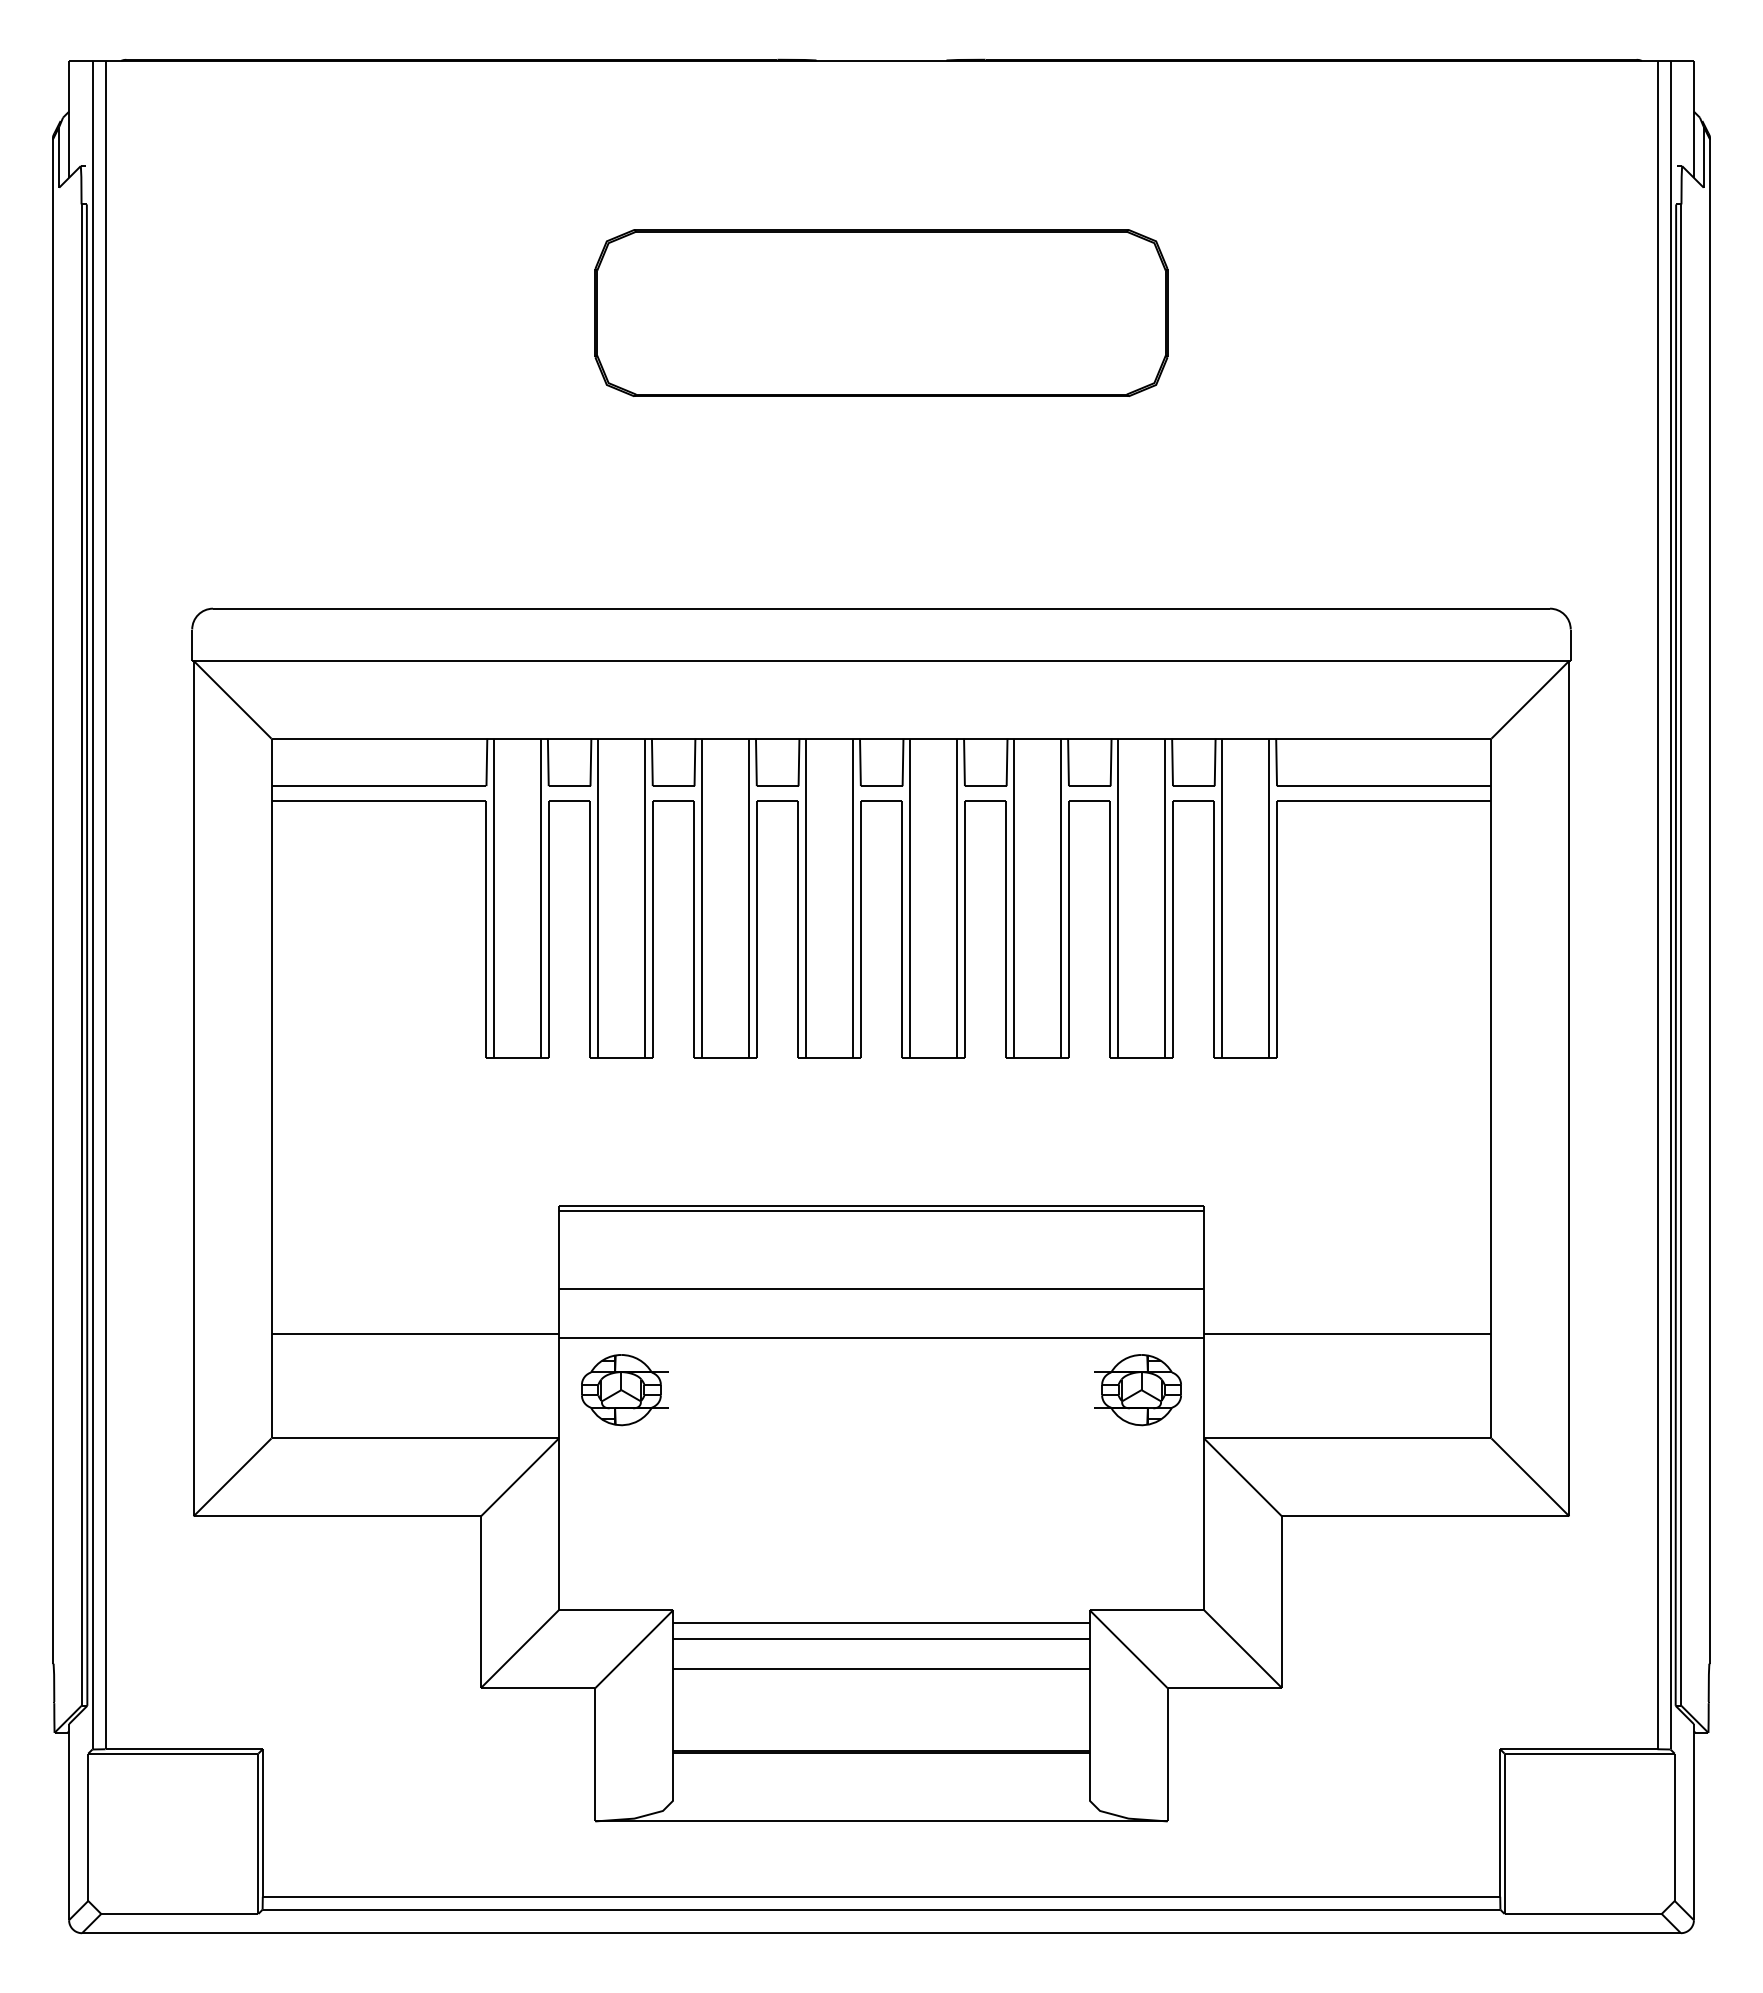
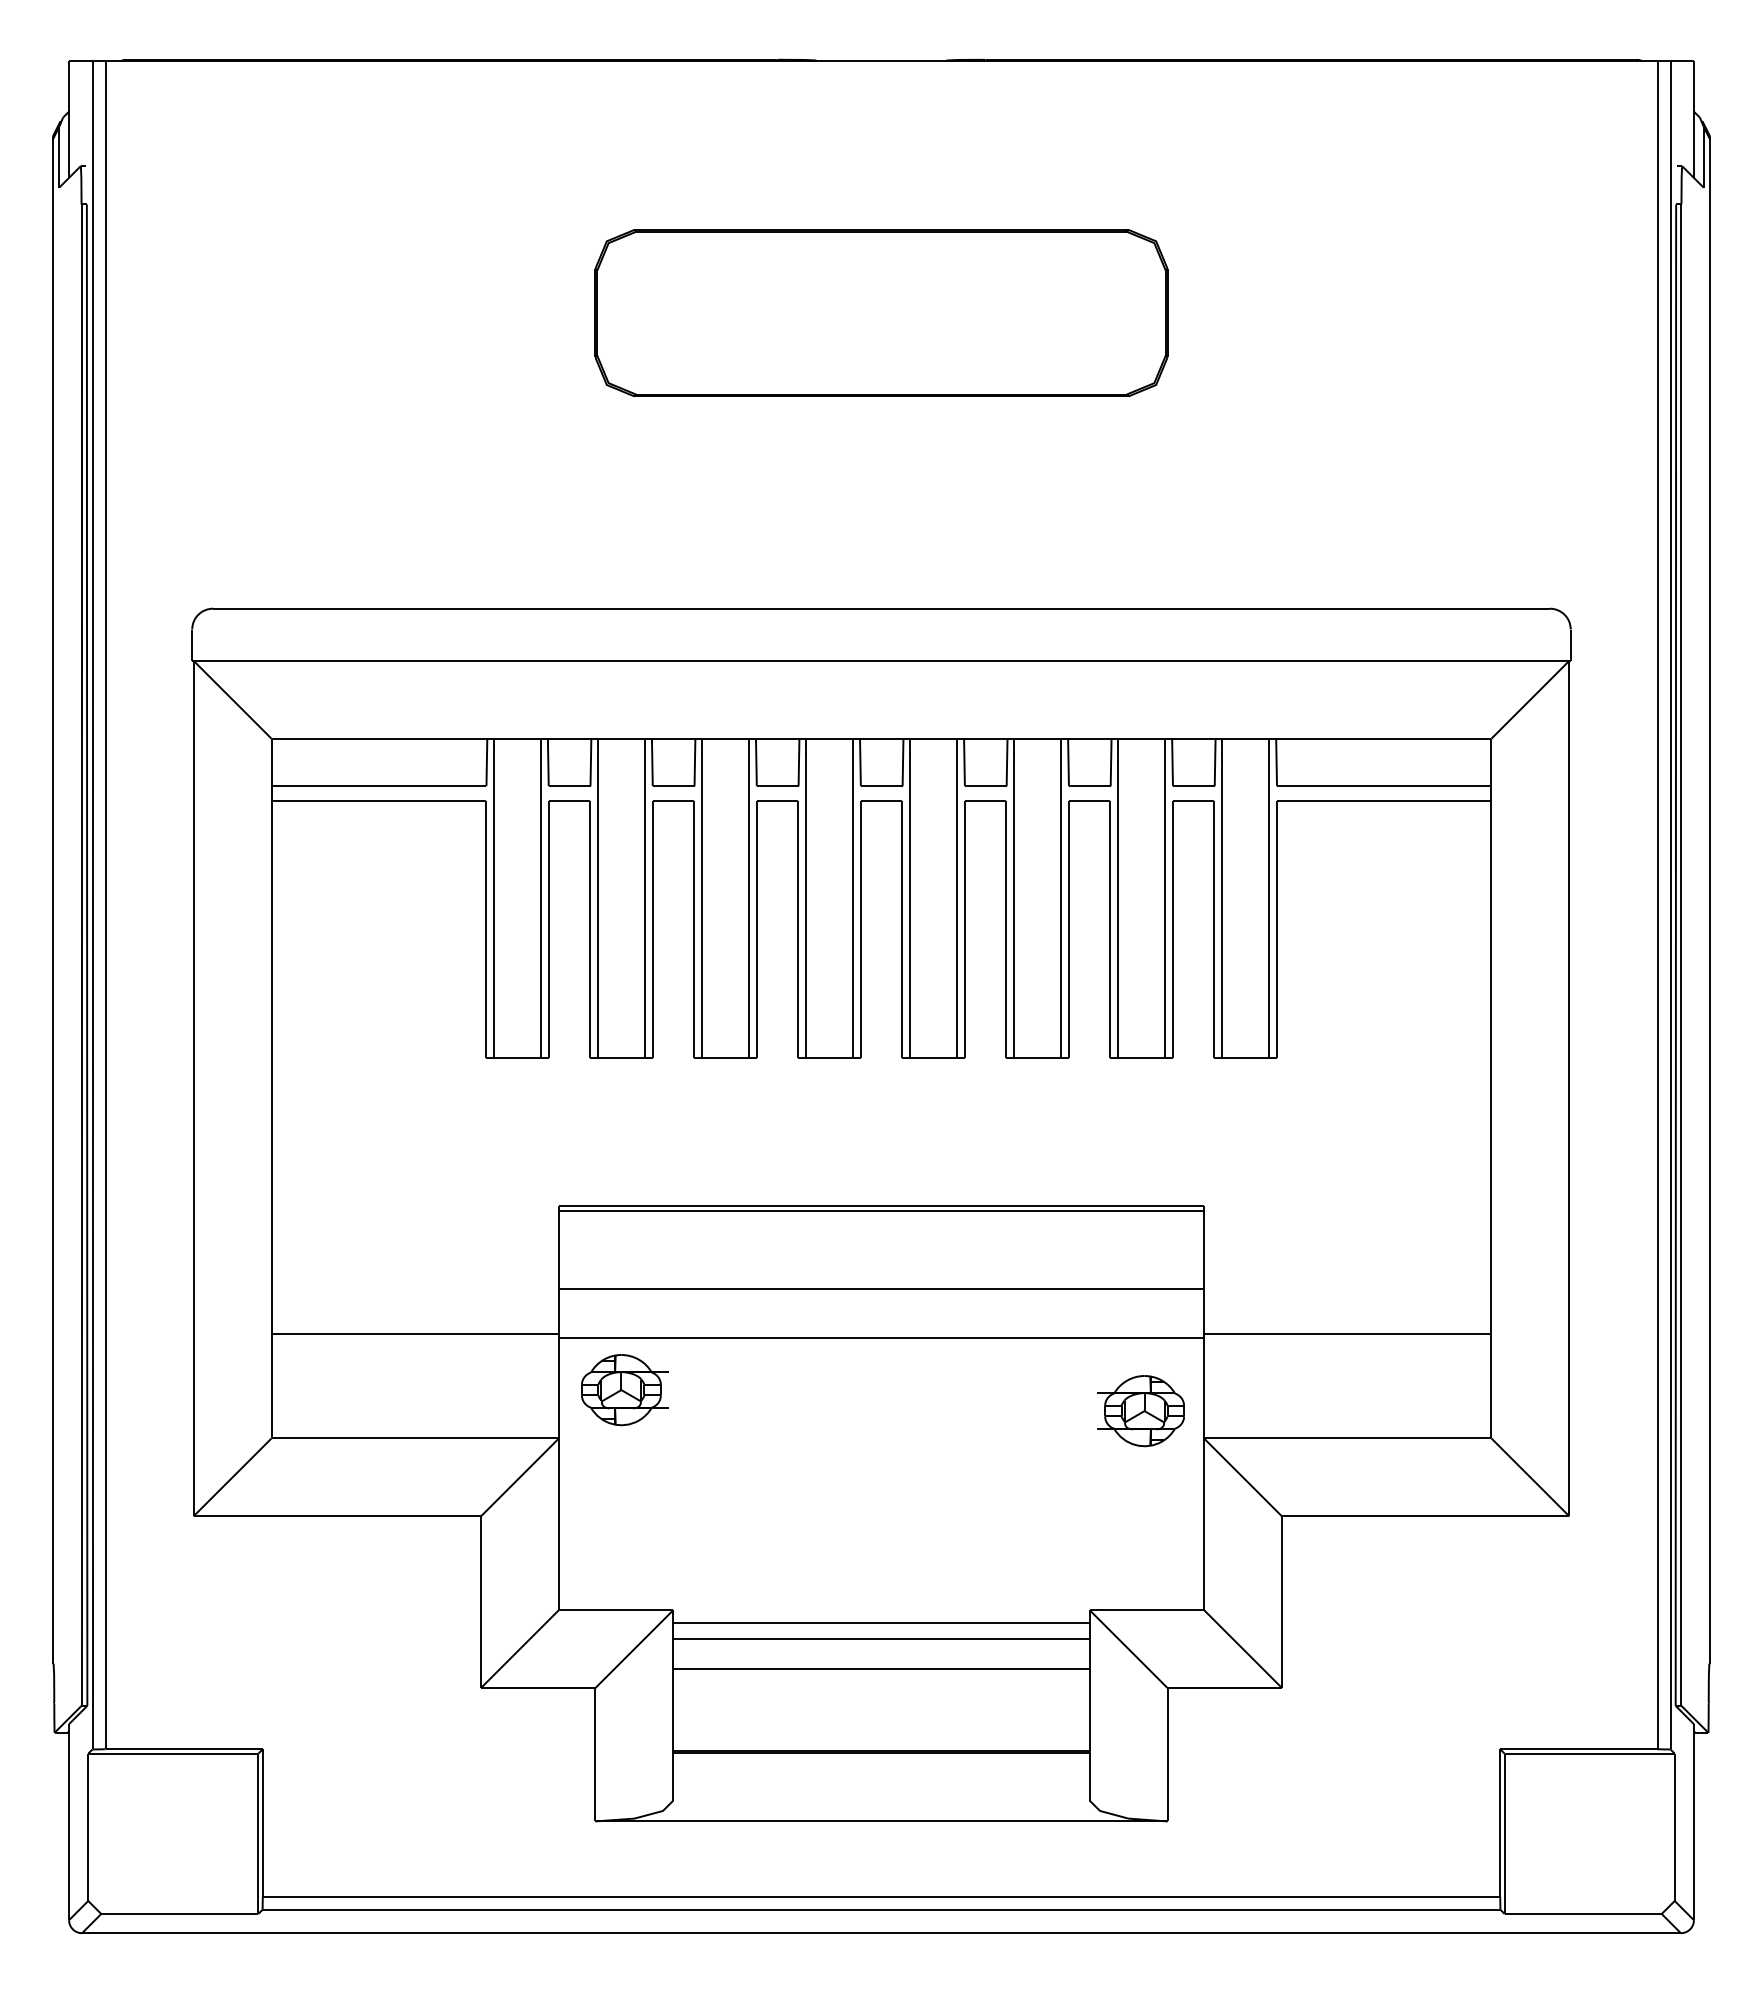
part position: (1137, 1390) -> (1140, 1411) (1140, 1411)
